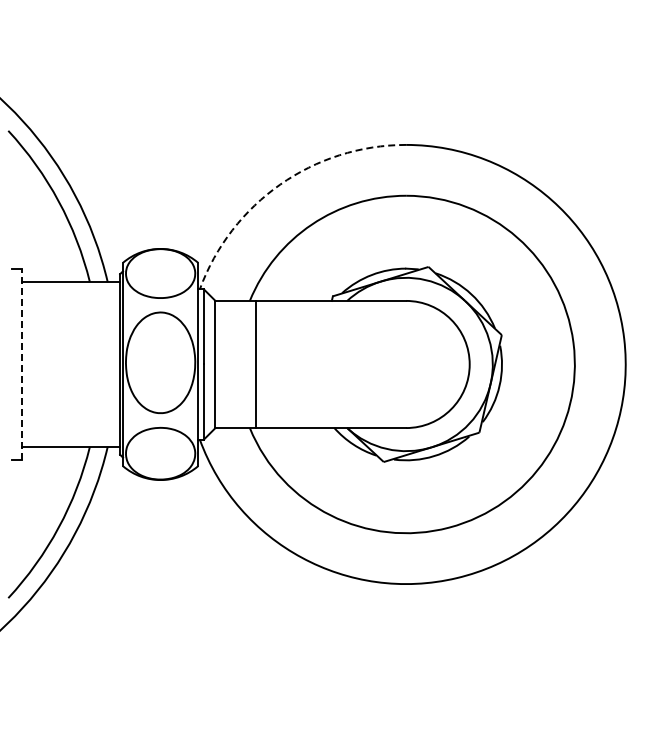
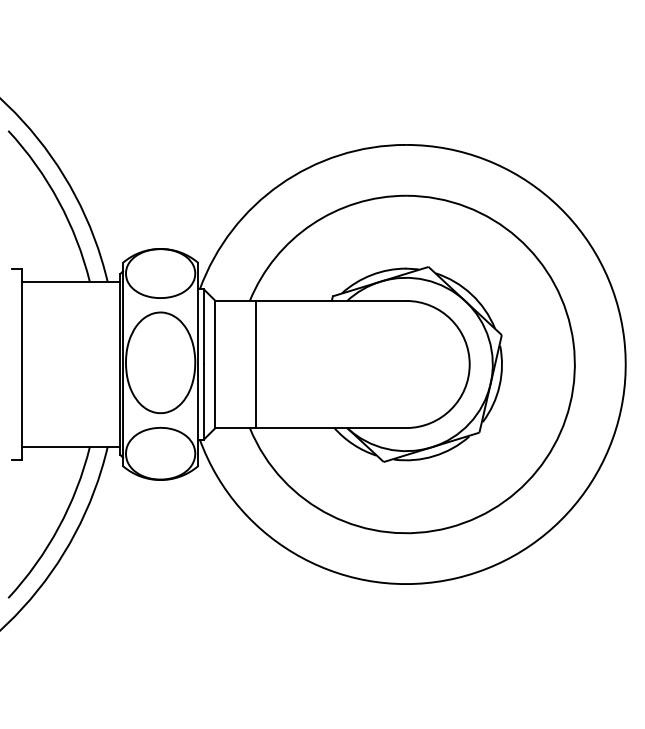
arc: dashed -> solid (280, 184)
line: dashed -> solid (21, 364)
